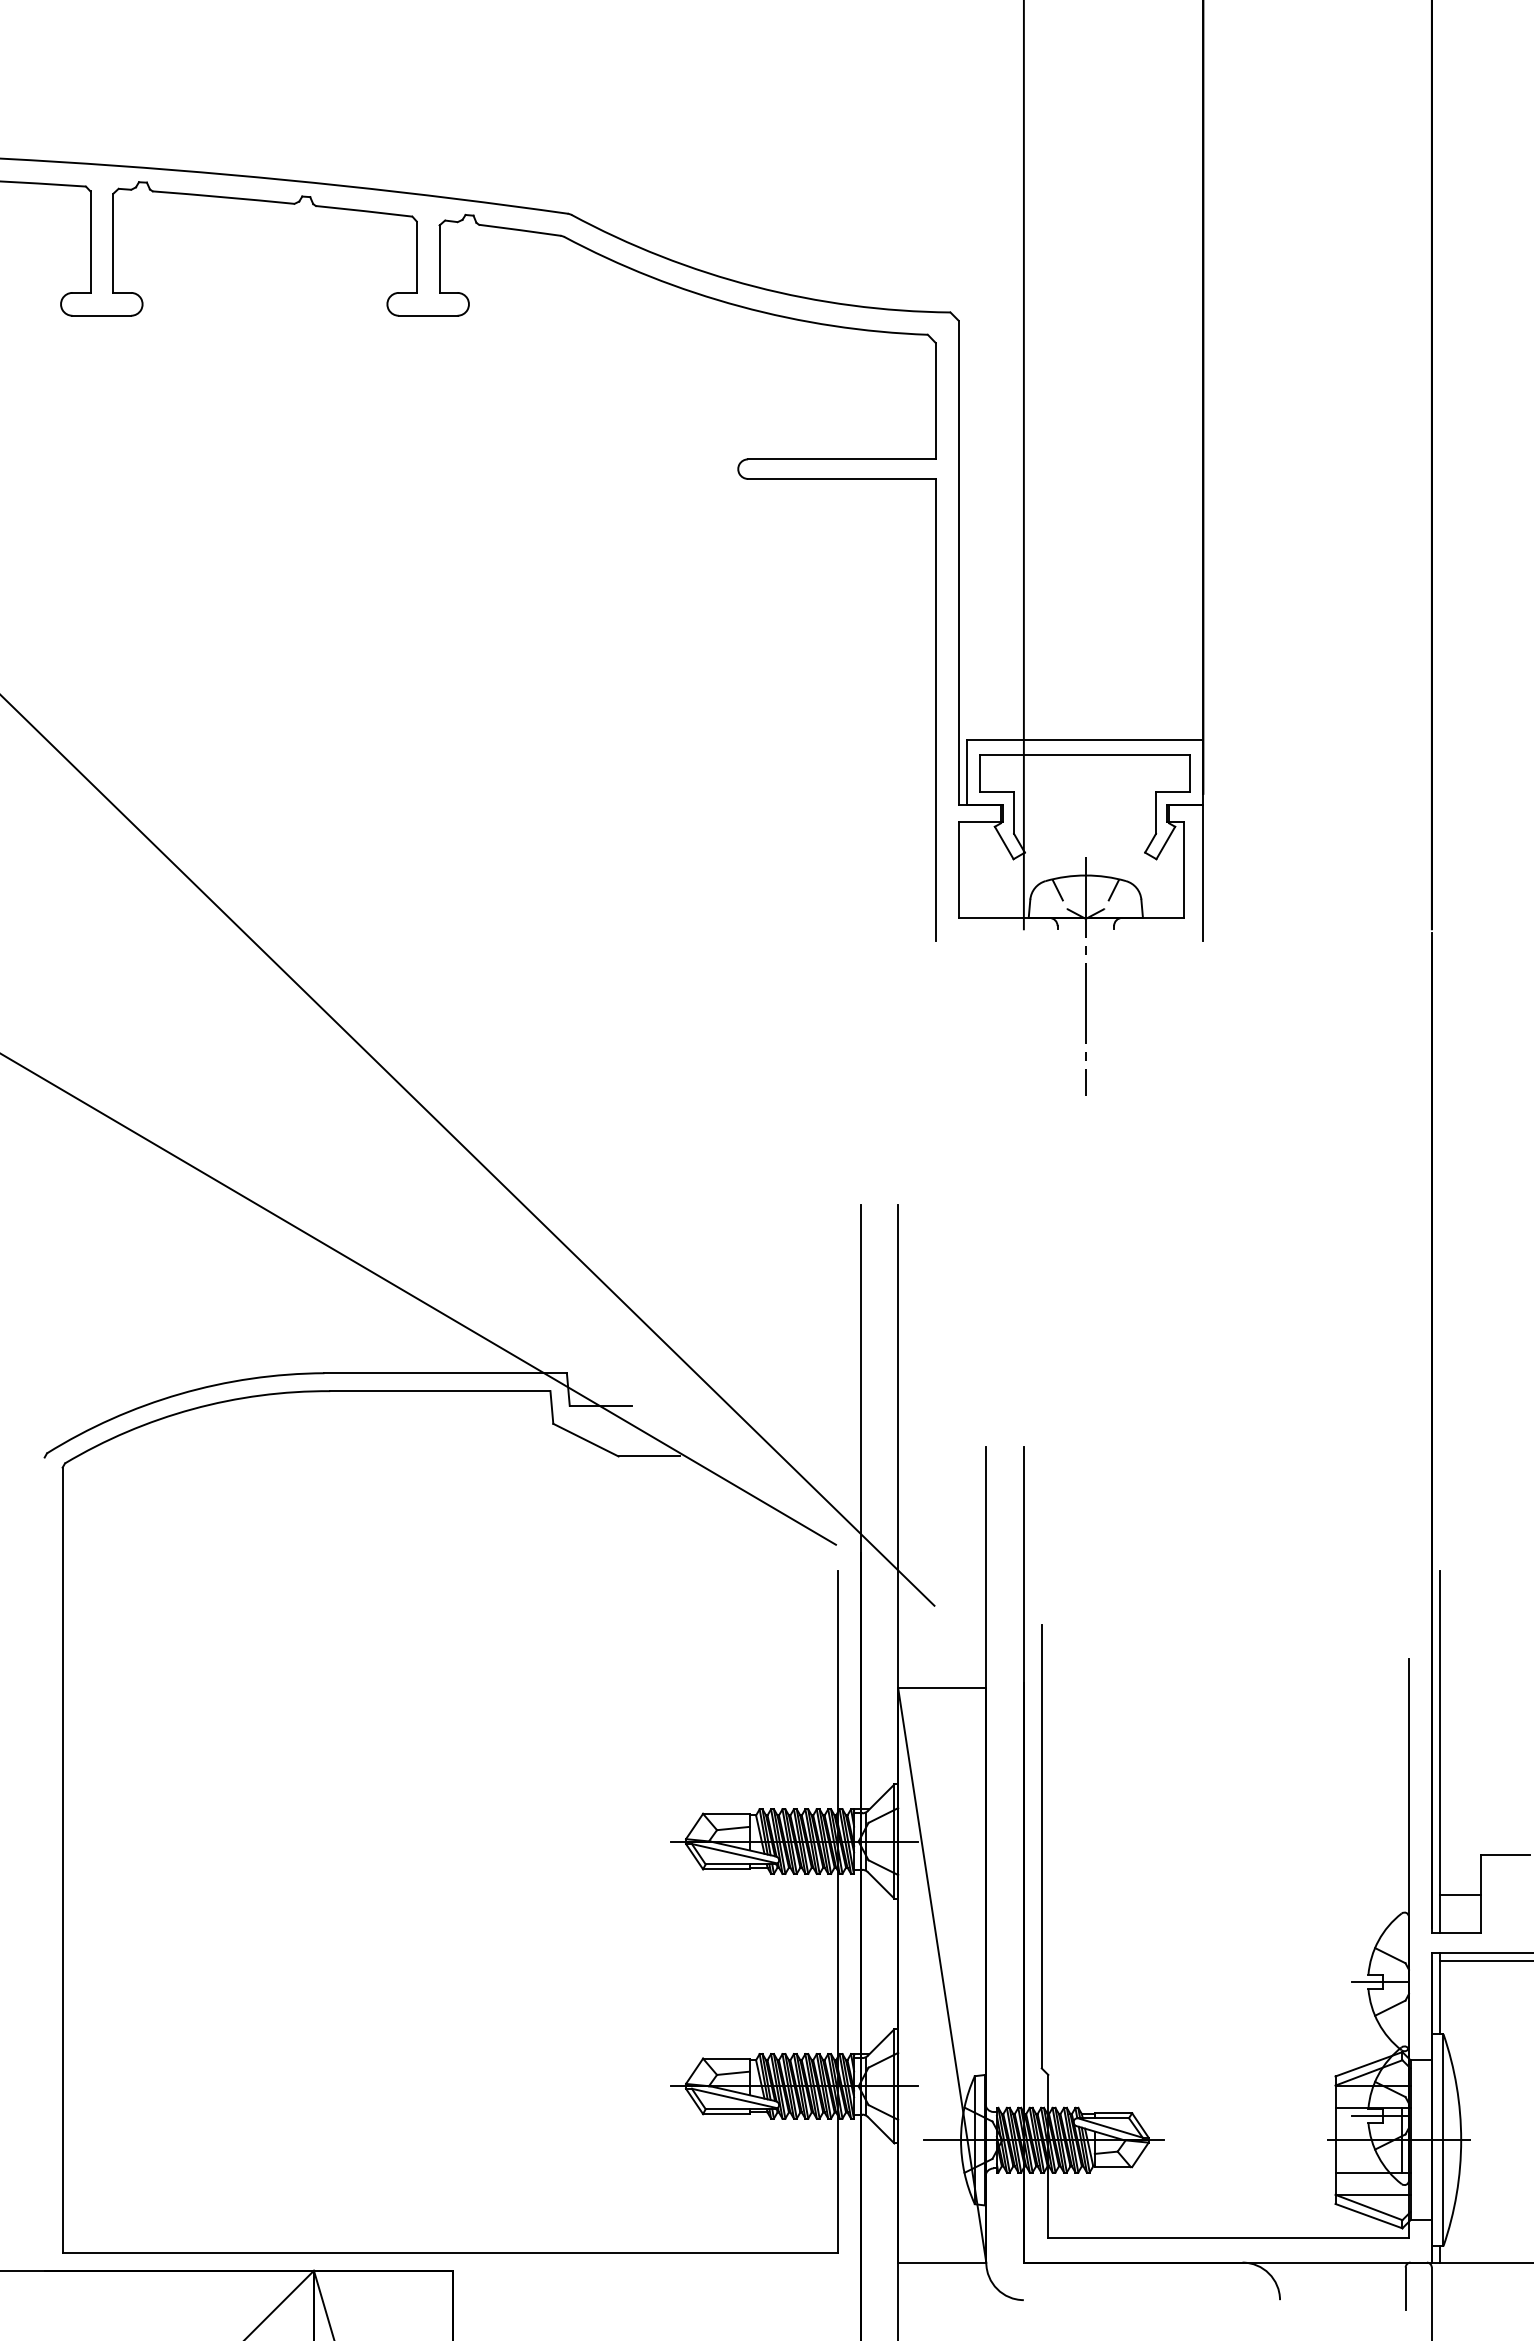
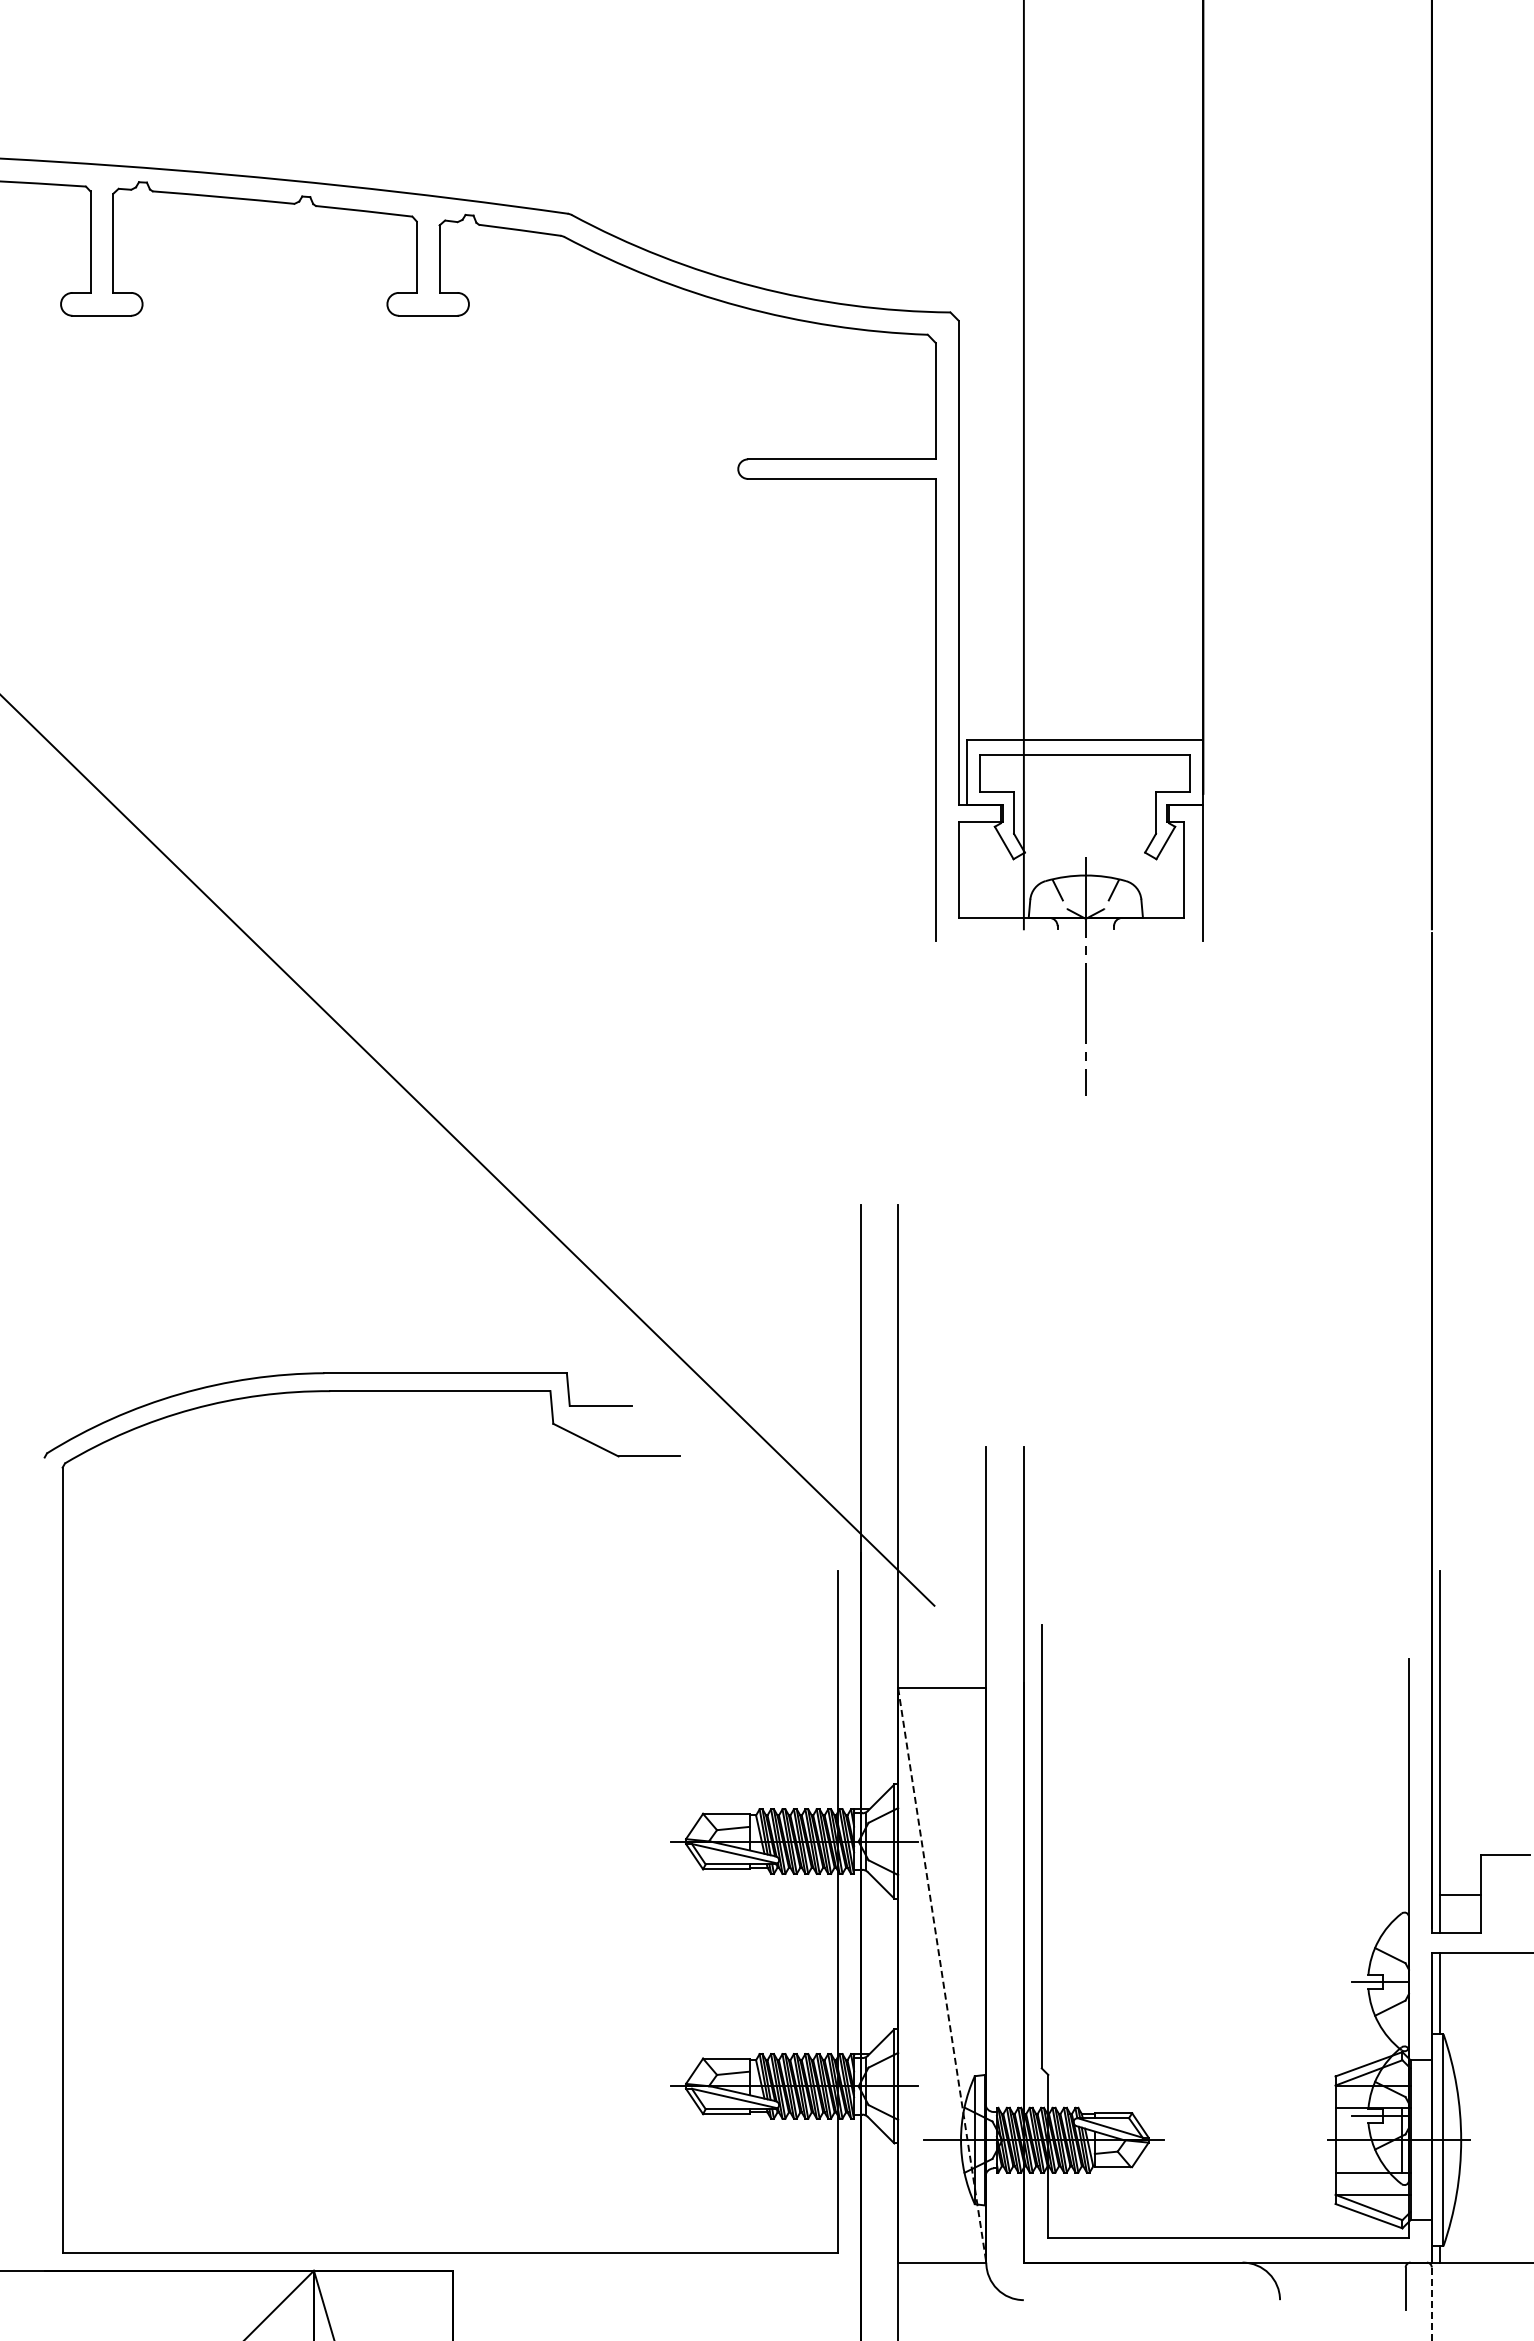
line: present -> none (418, 1299)
line: present -> none (1484, 1960)
line: solid -> dashed (942, 1975)
line: solid -> dashed (1431, 2304)
